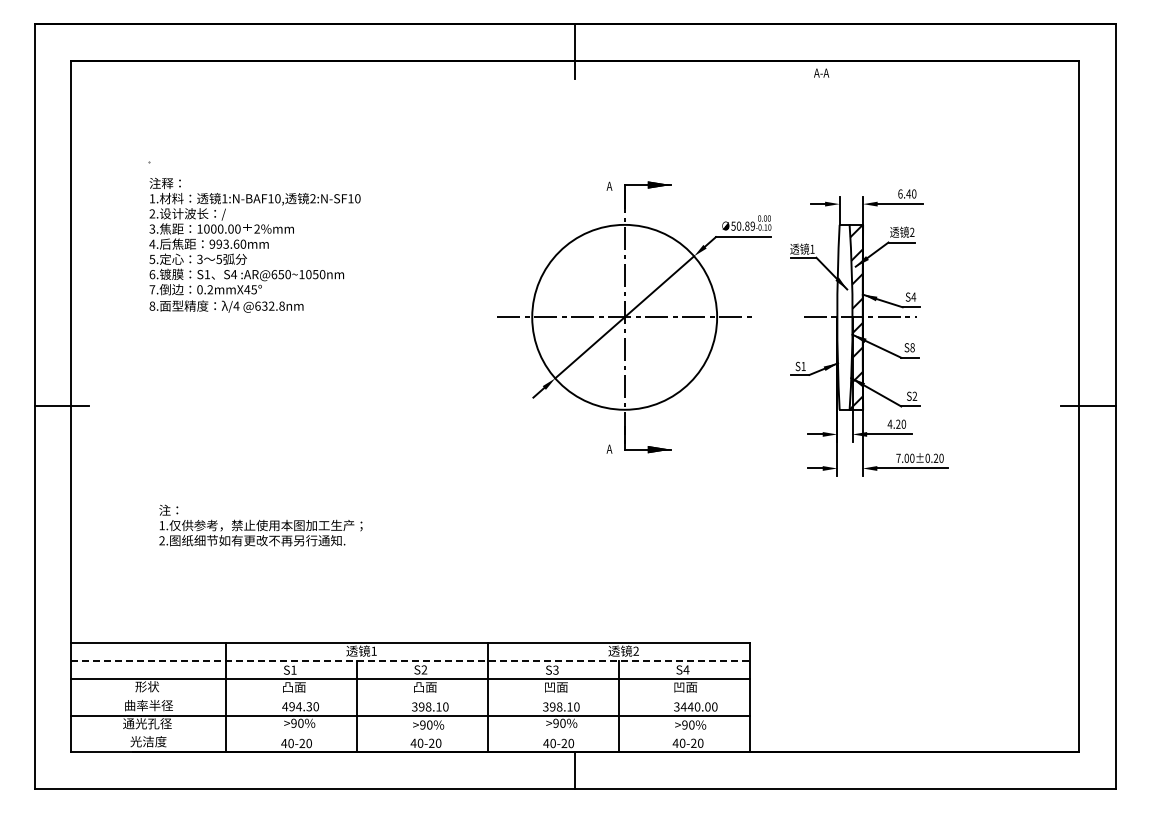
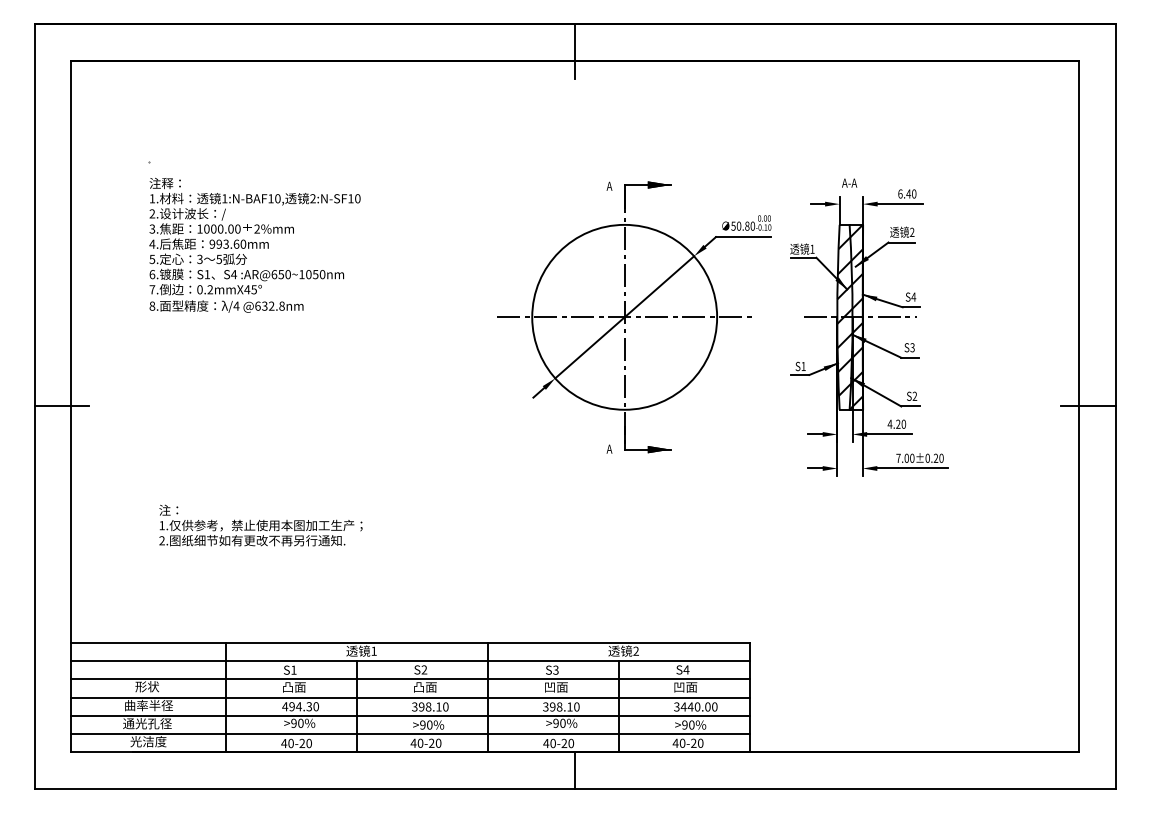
text position: (821, 72) -> (849, 182) (849, 182)
text: 50.89 -> 50.80 (752, 226)
hatch: none -> present (844, 323)
text: S8 -> S3 (912, 347)
line: dashed -> solid (410, 661)
line: none -> present (410, 697)
line: none -> present (410, 734)
